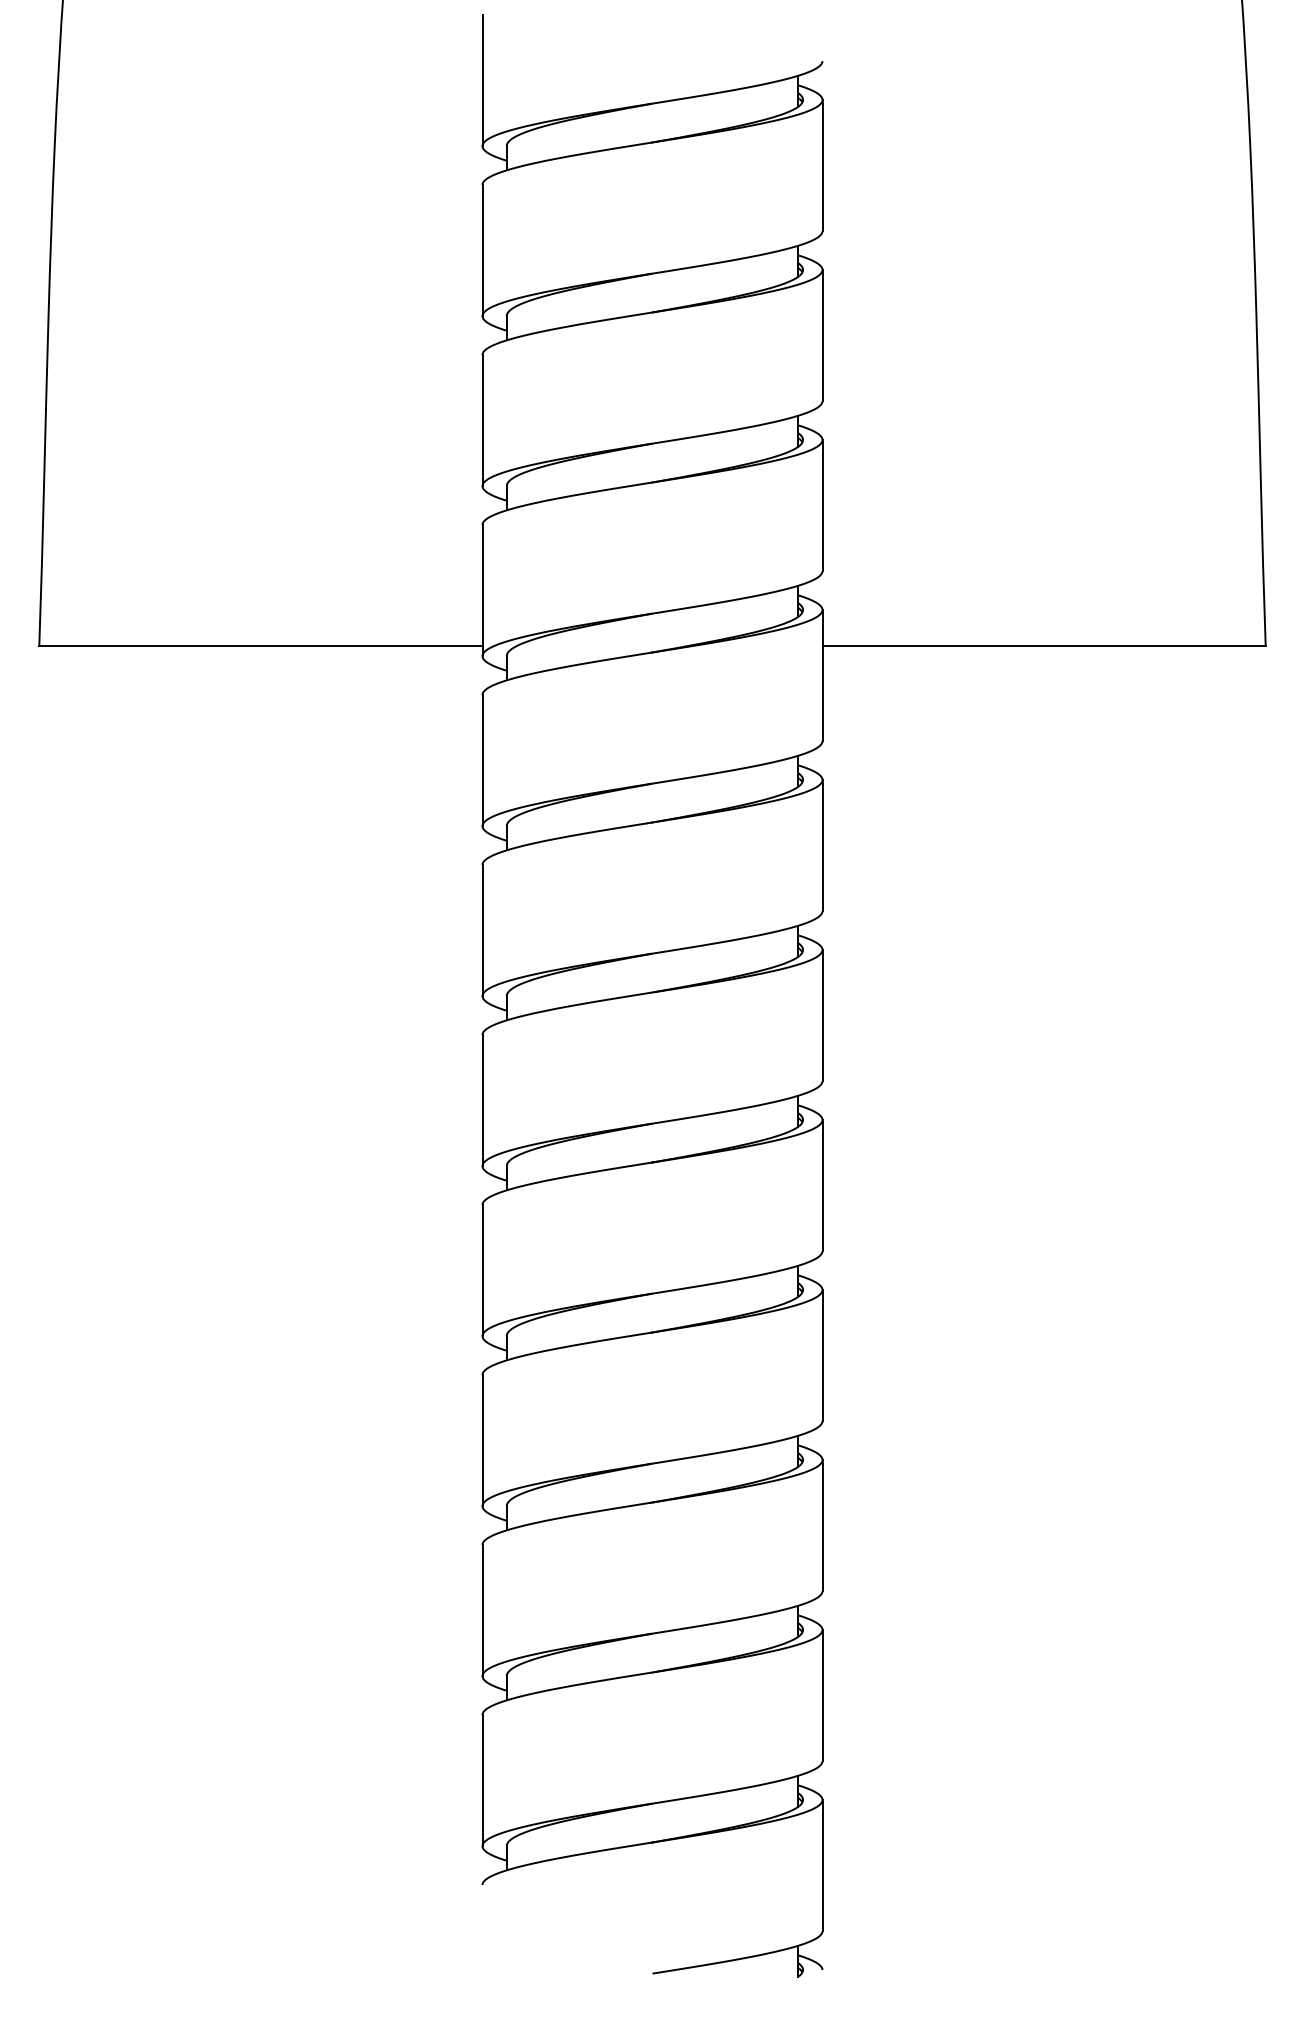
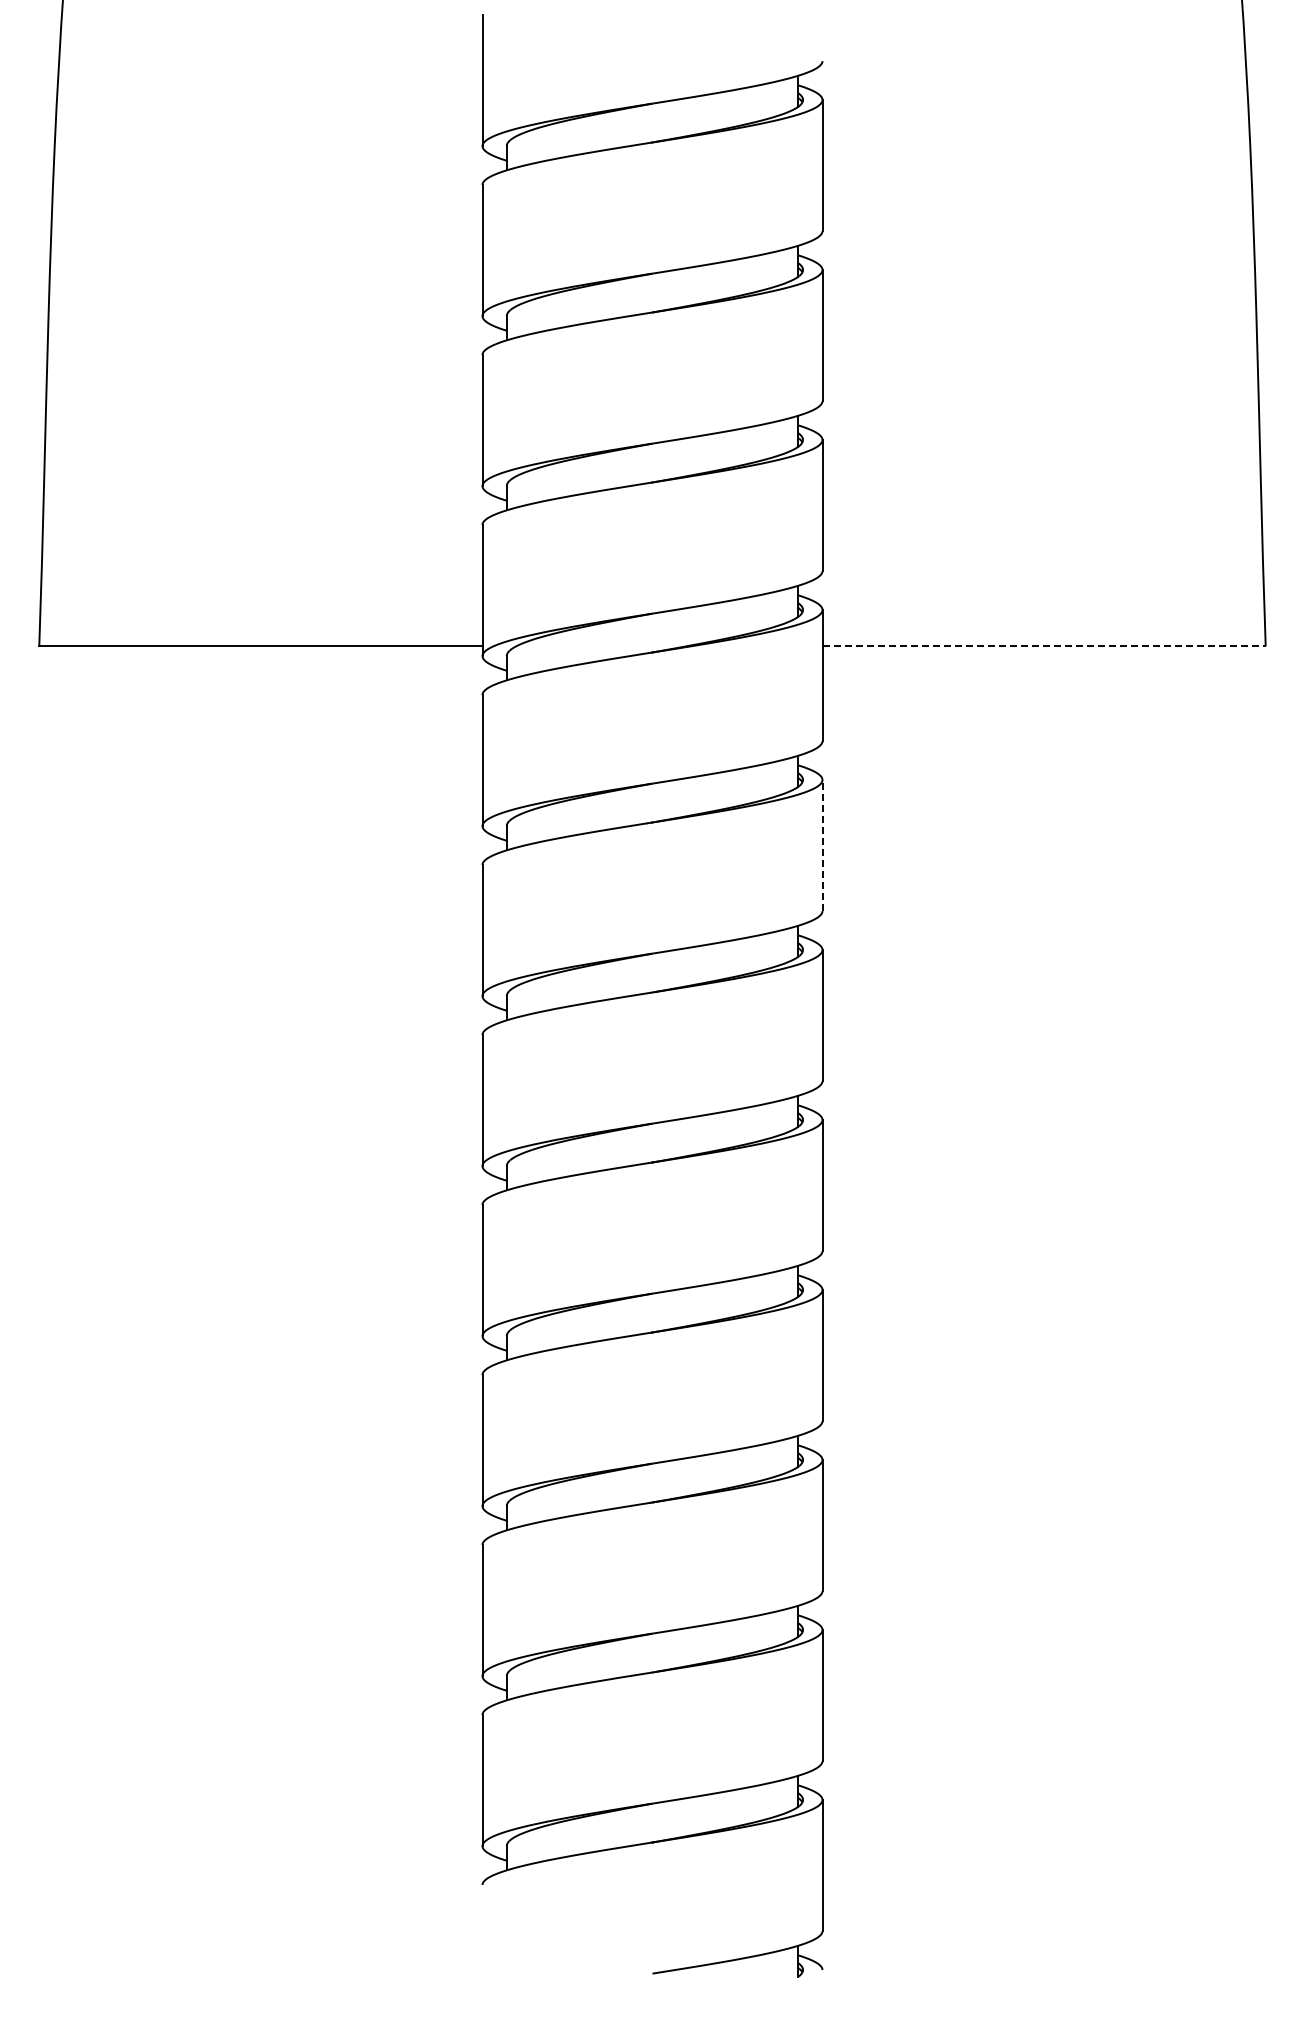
line: solid -> dashed (1044, 646)
line: solid -> dashed (822, 845)
